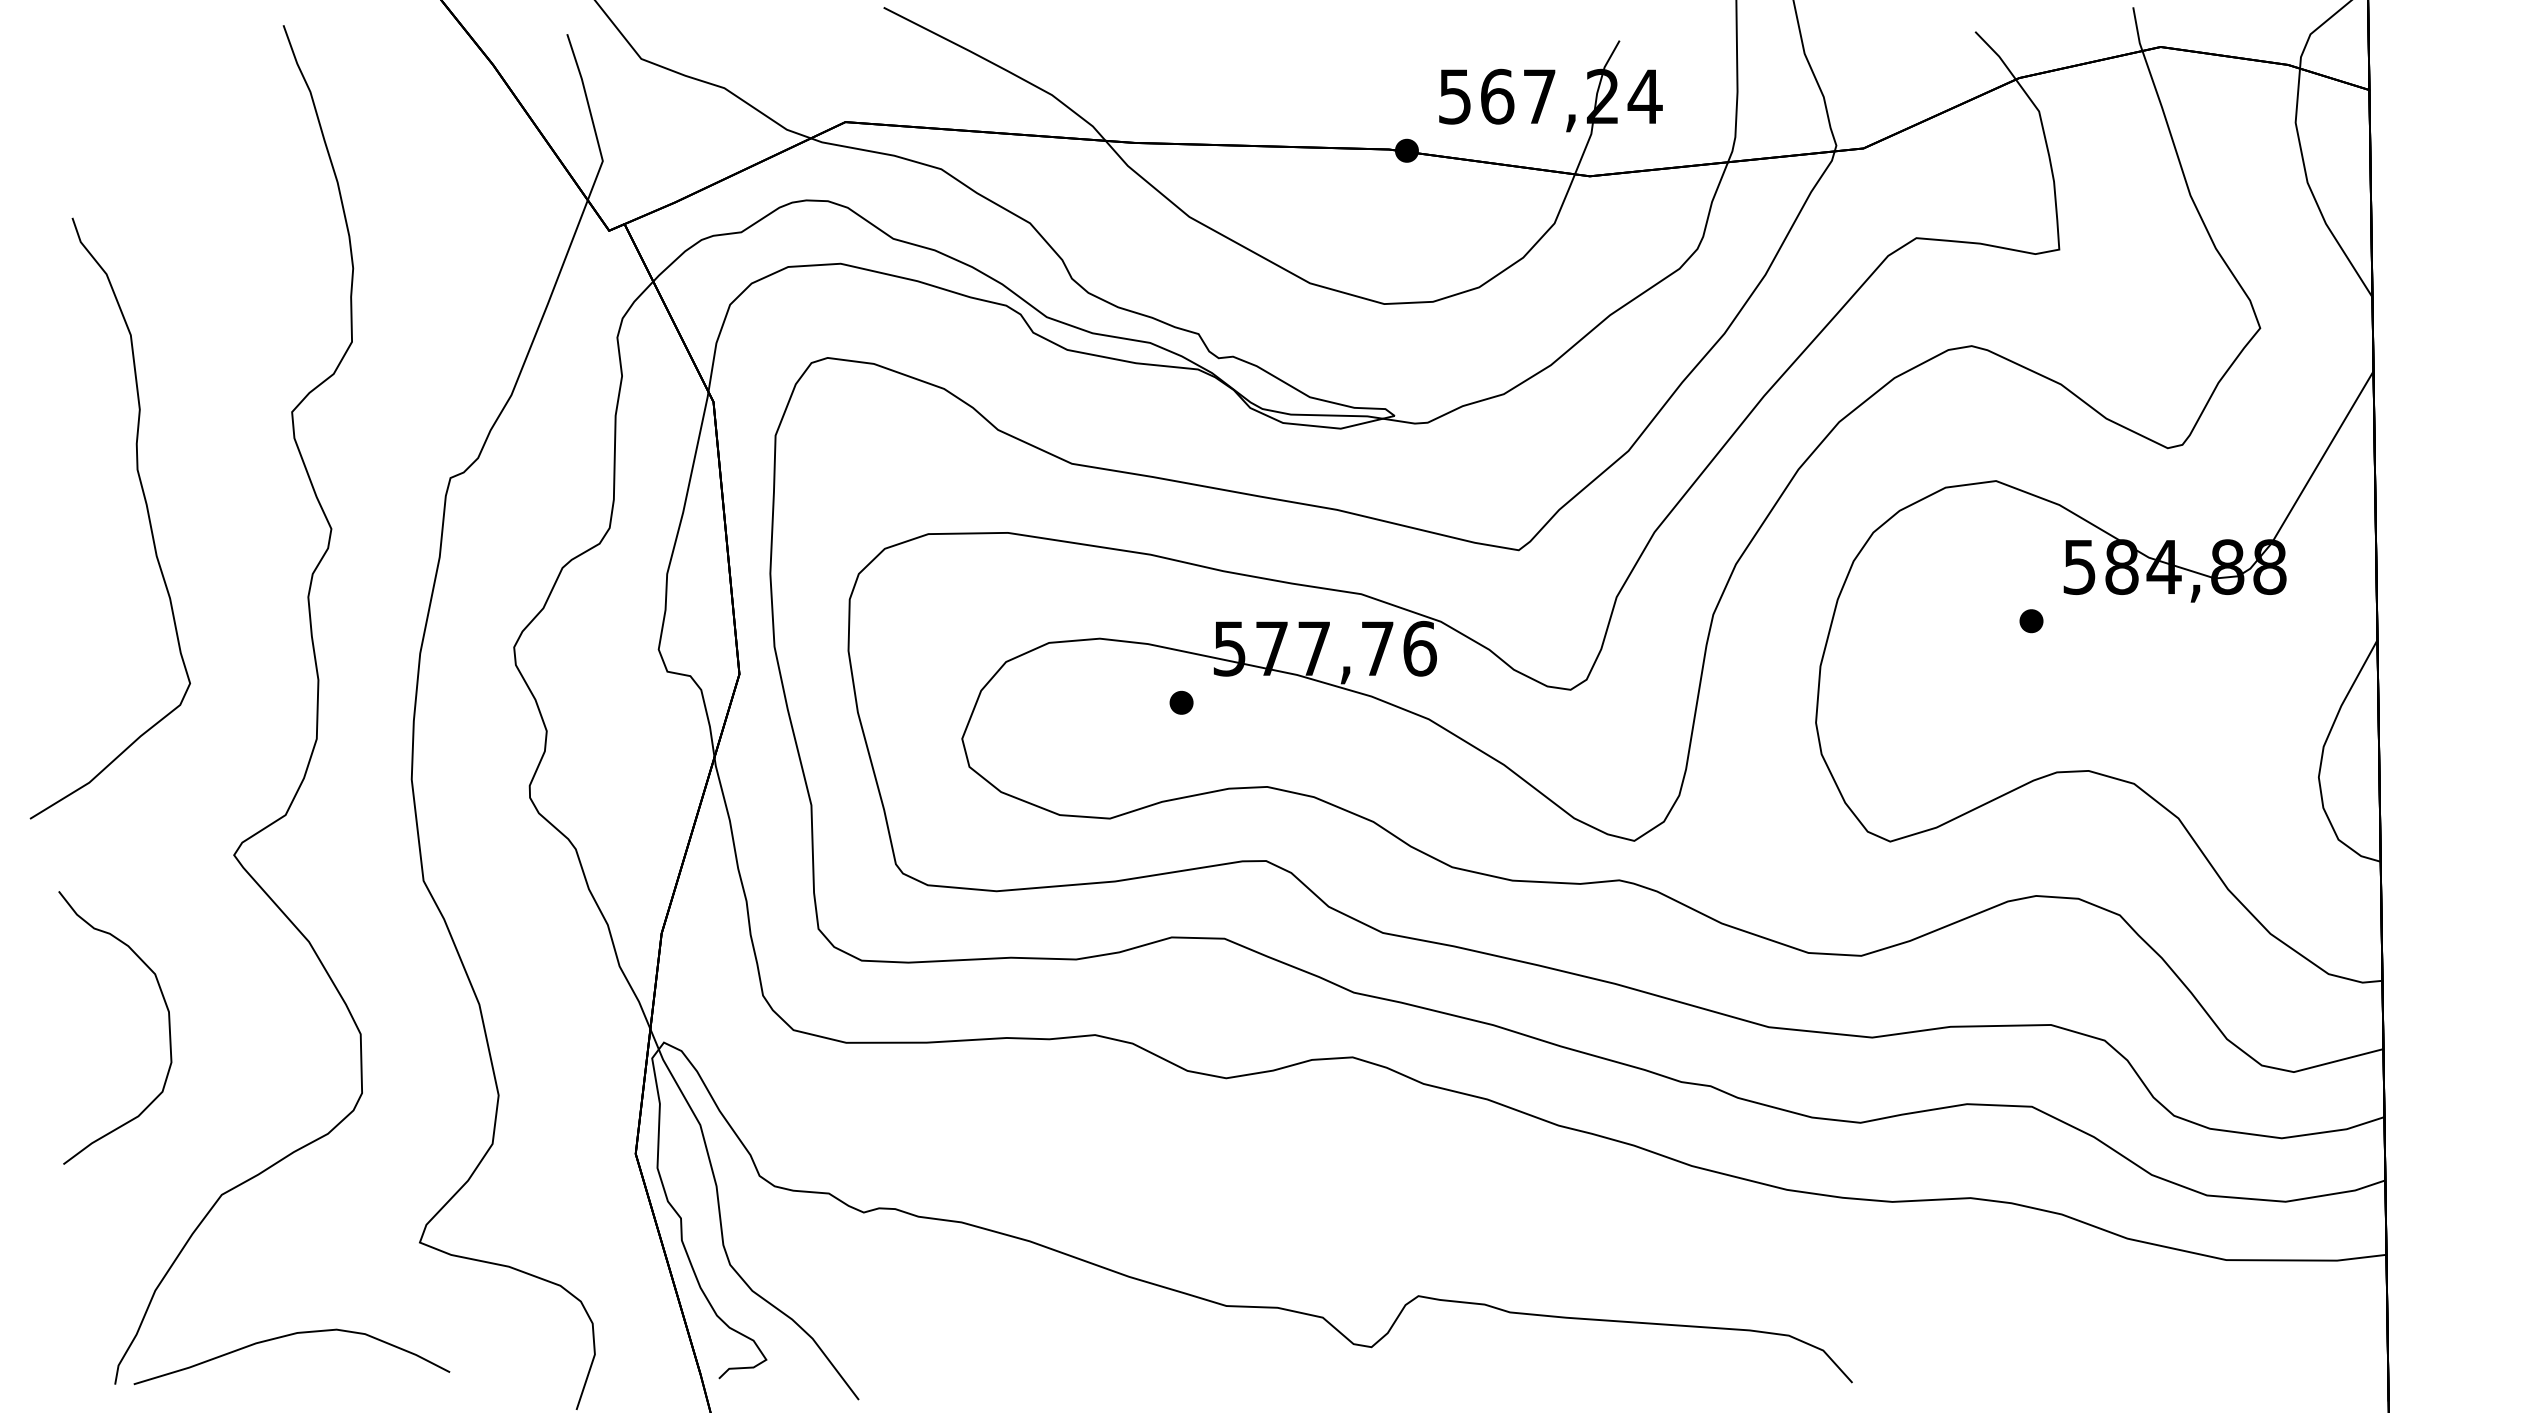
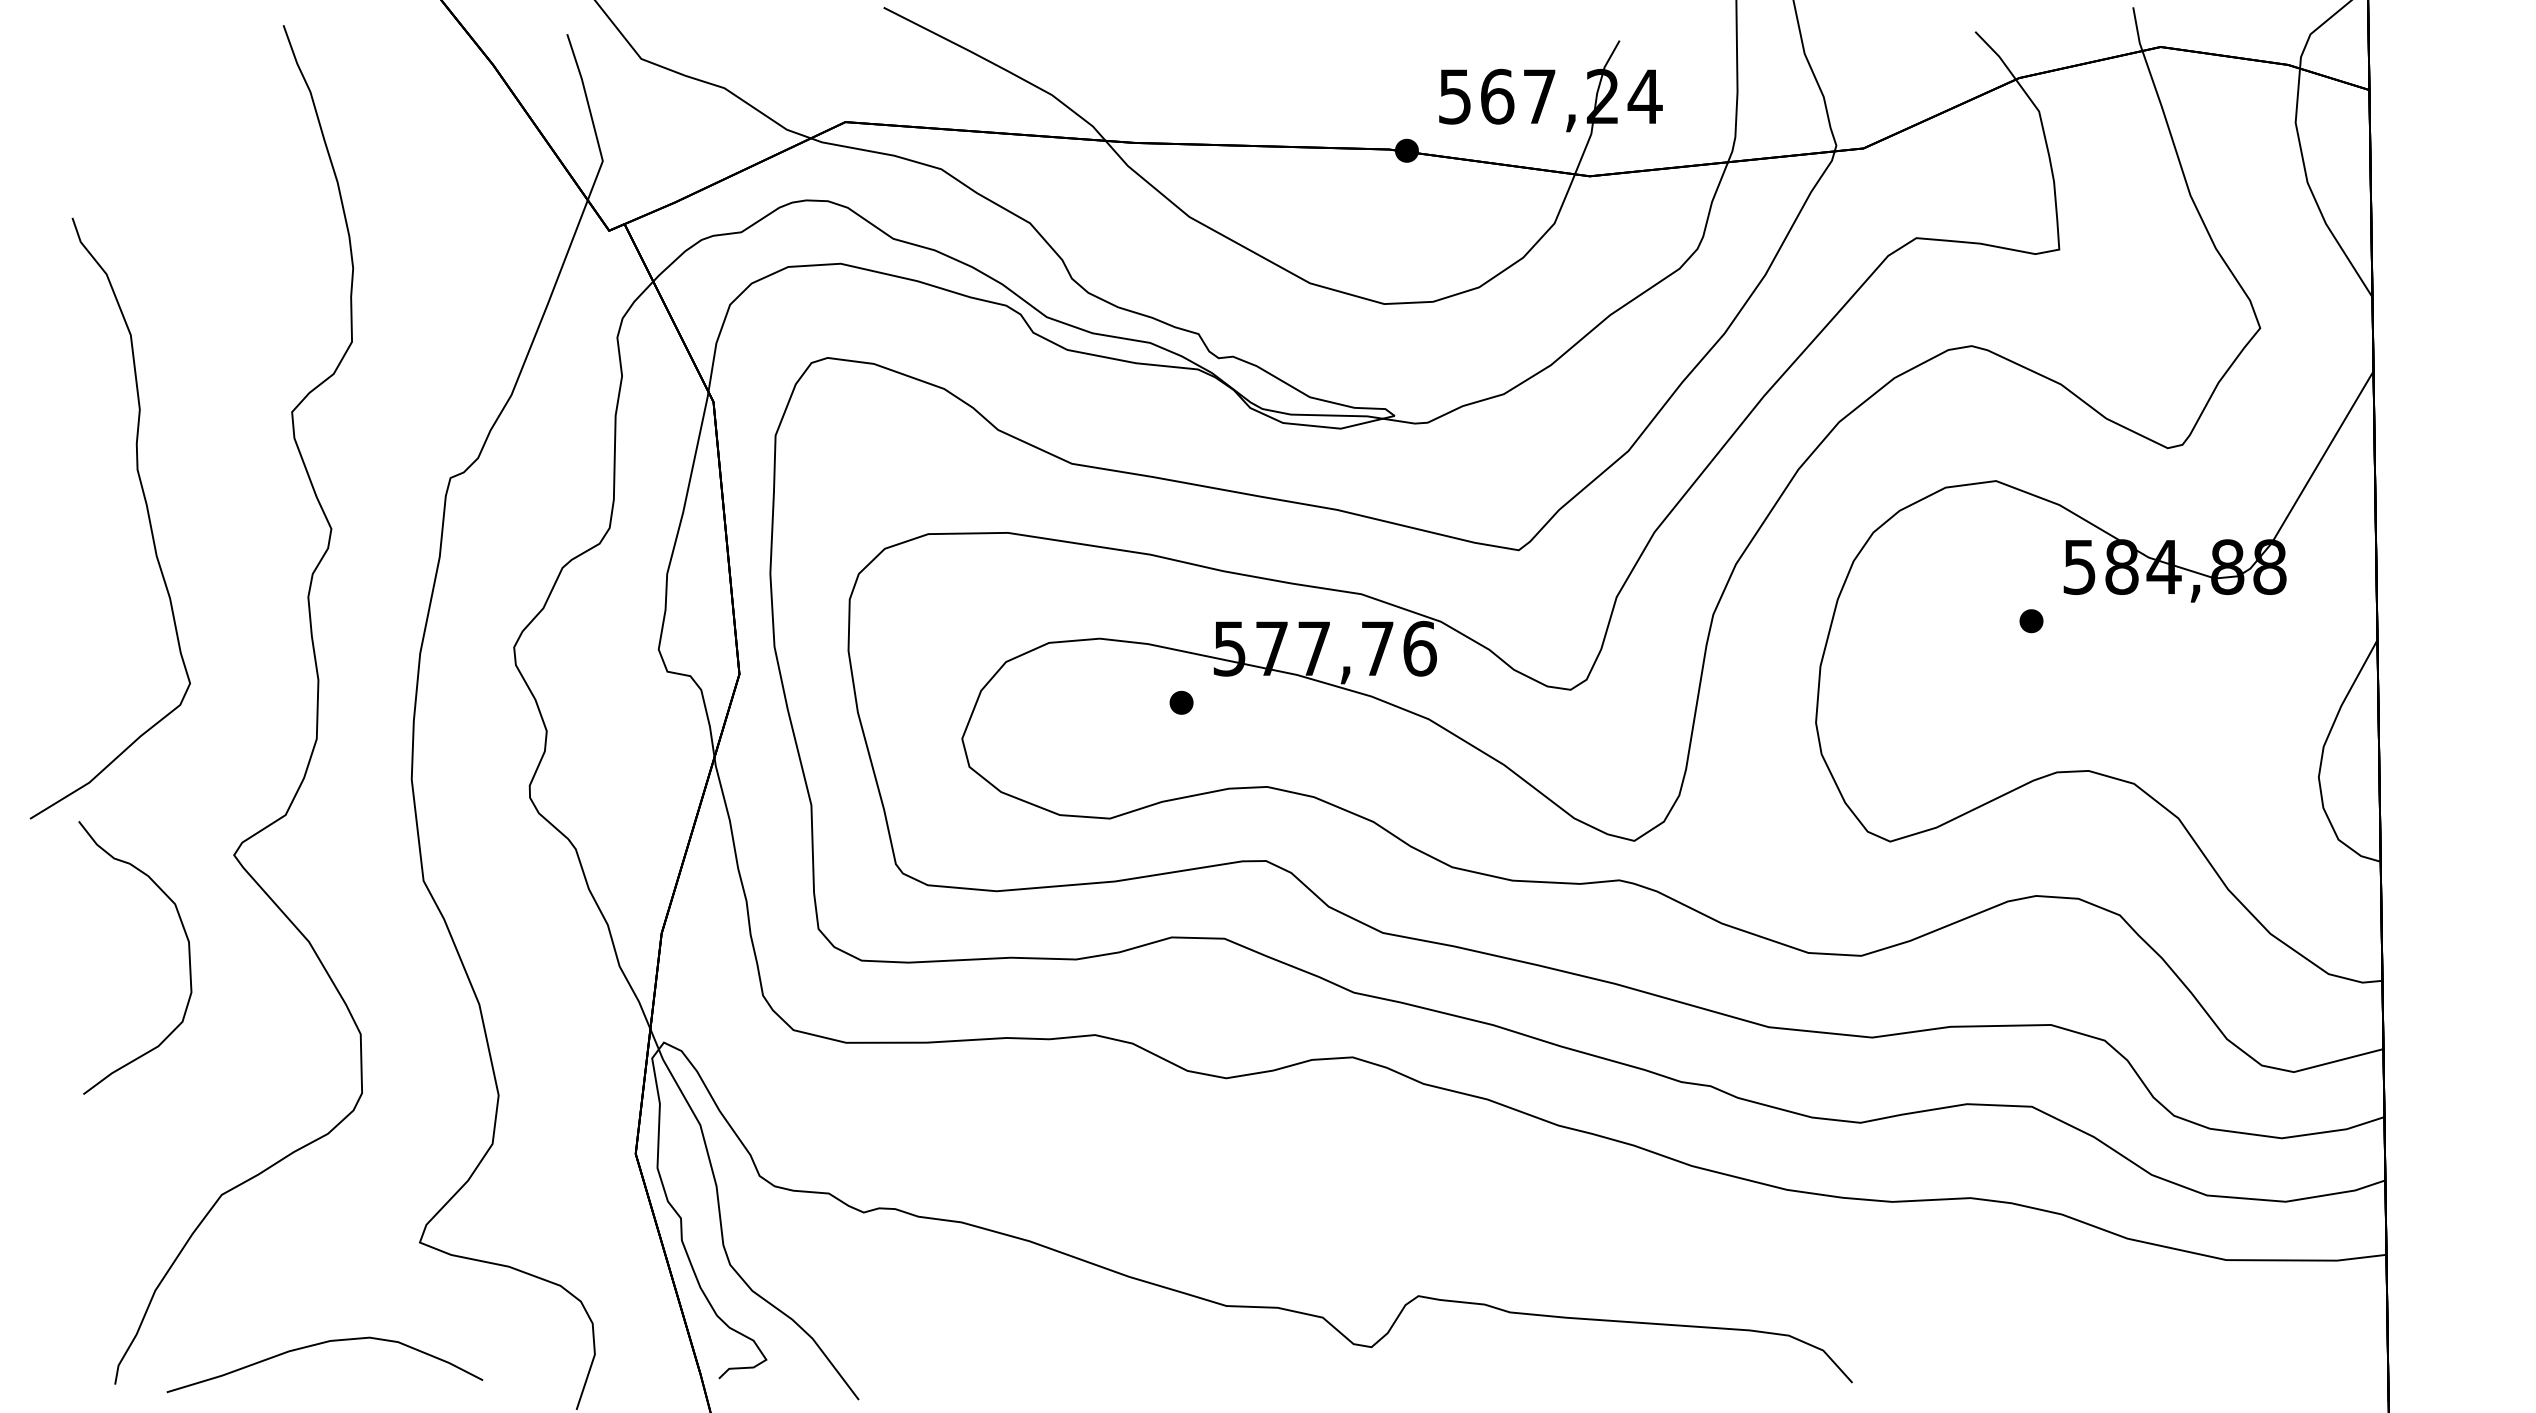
curve position: (168, 1027) -> (188, 957) (188, 957)
curve position: (288, 1336) -> (321, 1344) (321, 1344)
